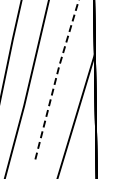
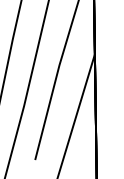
line: dashed -> solid (55, 79)
